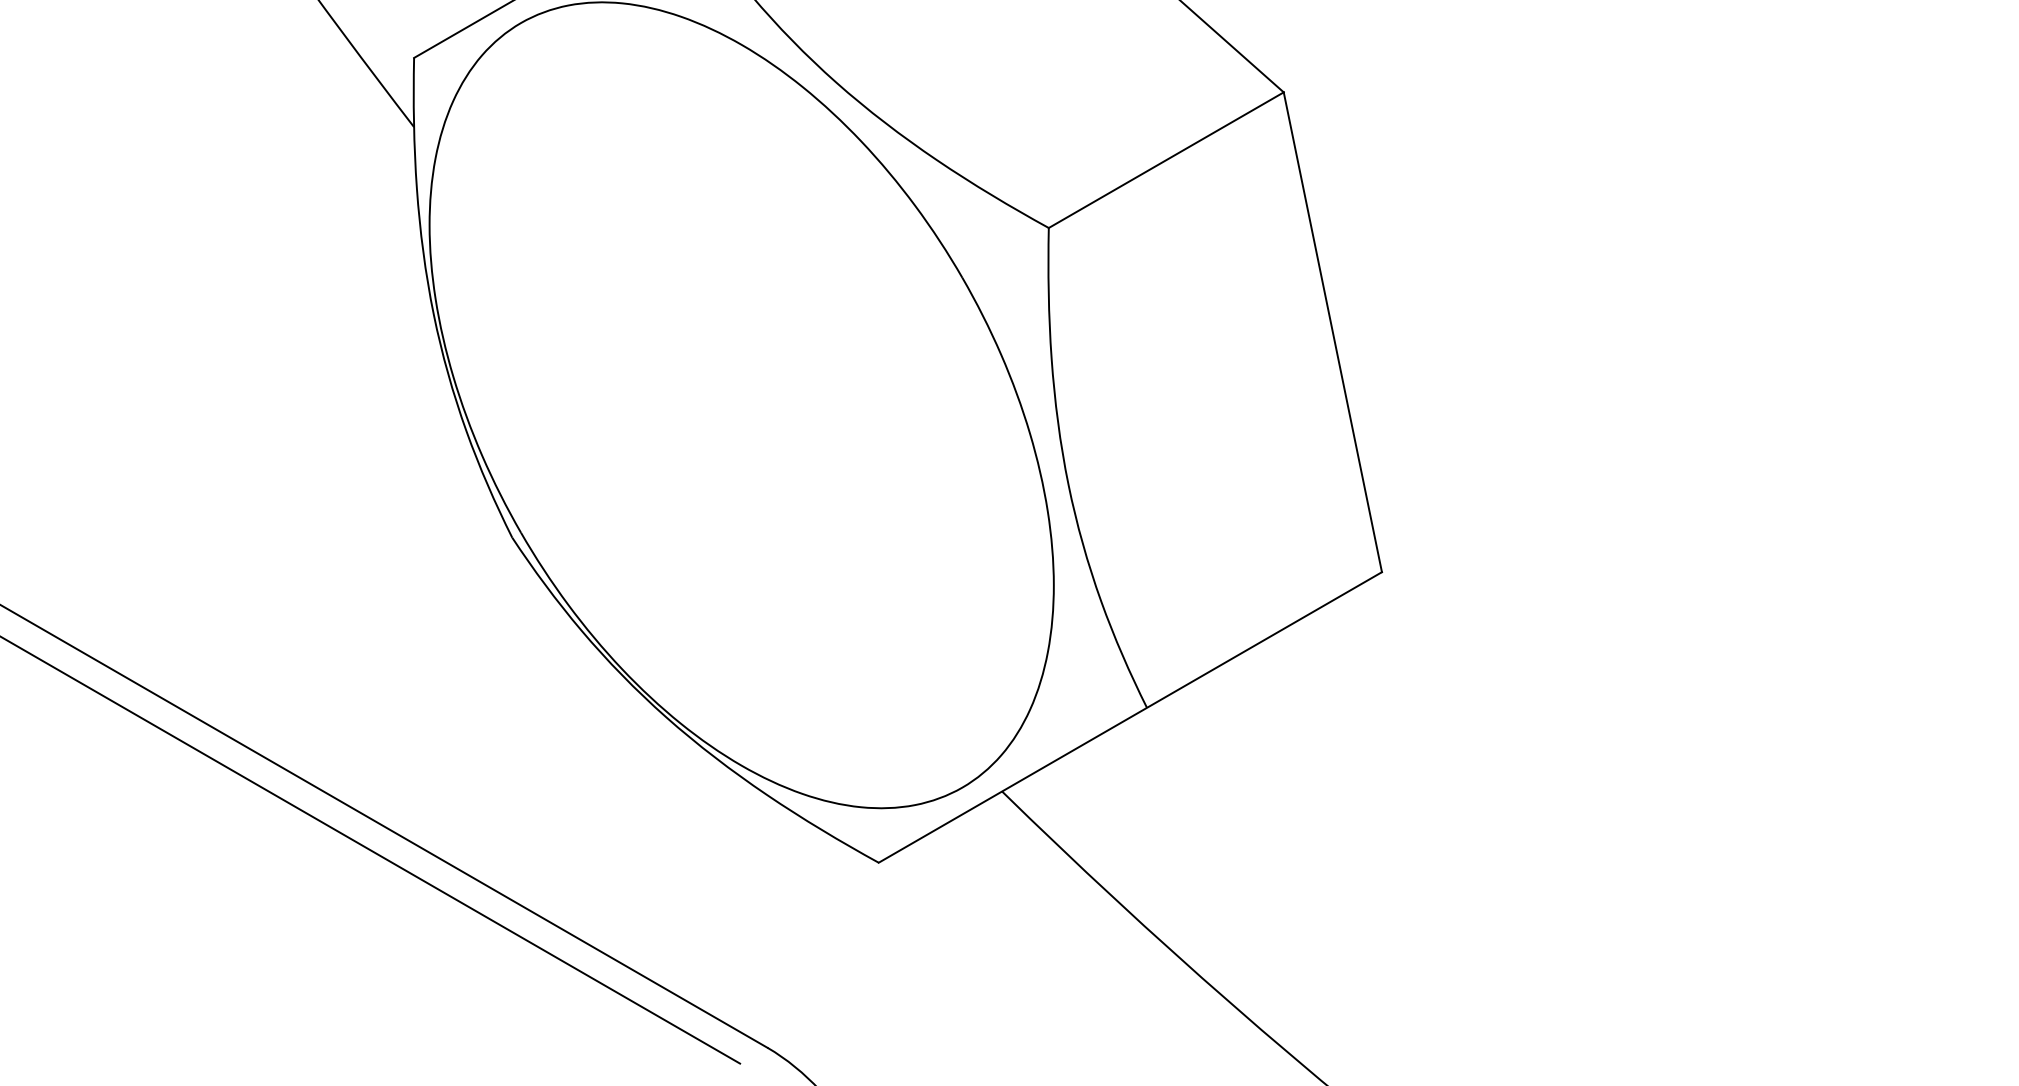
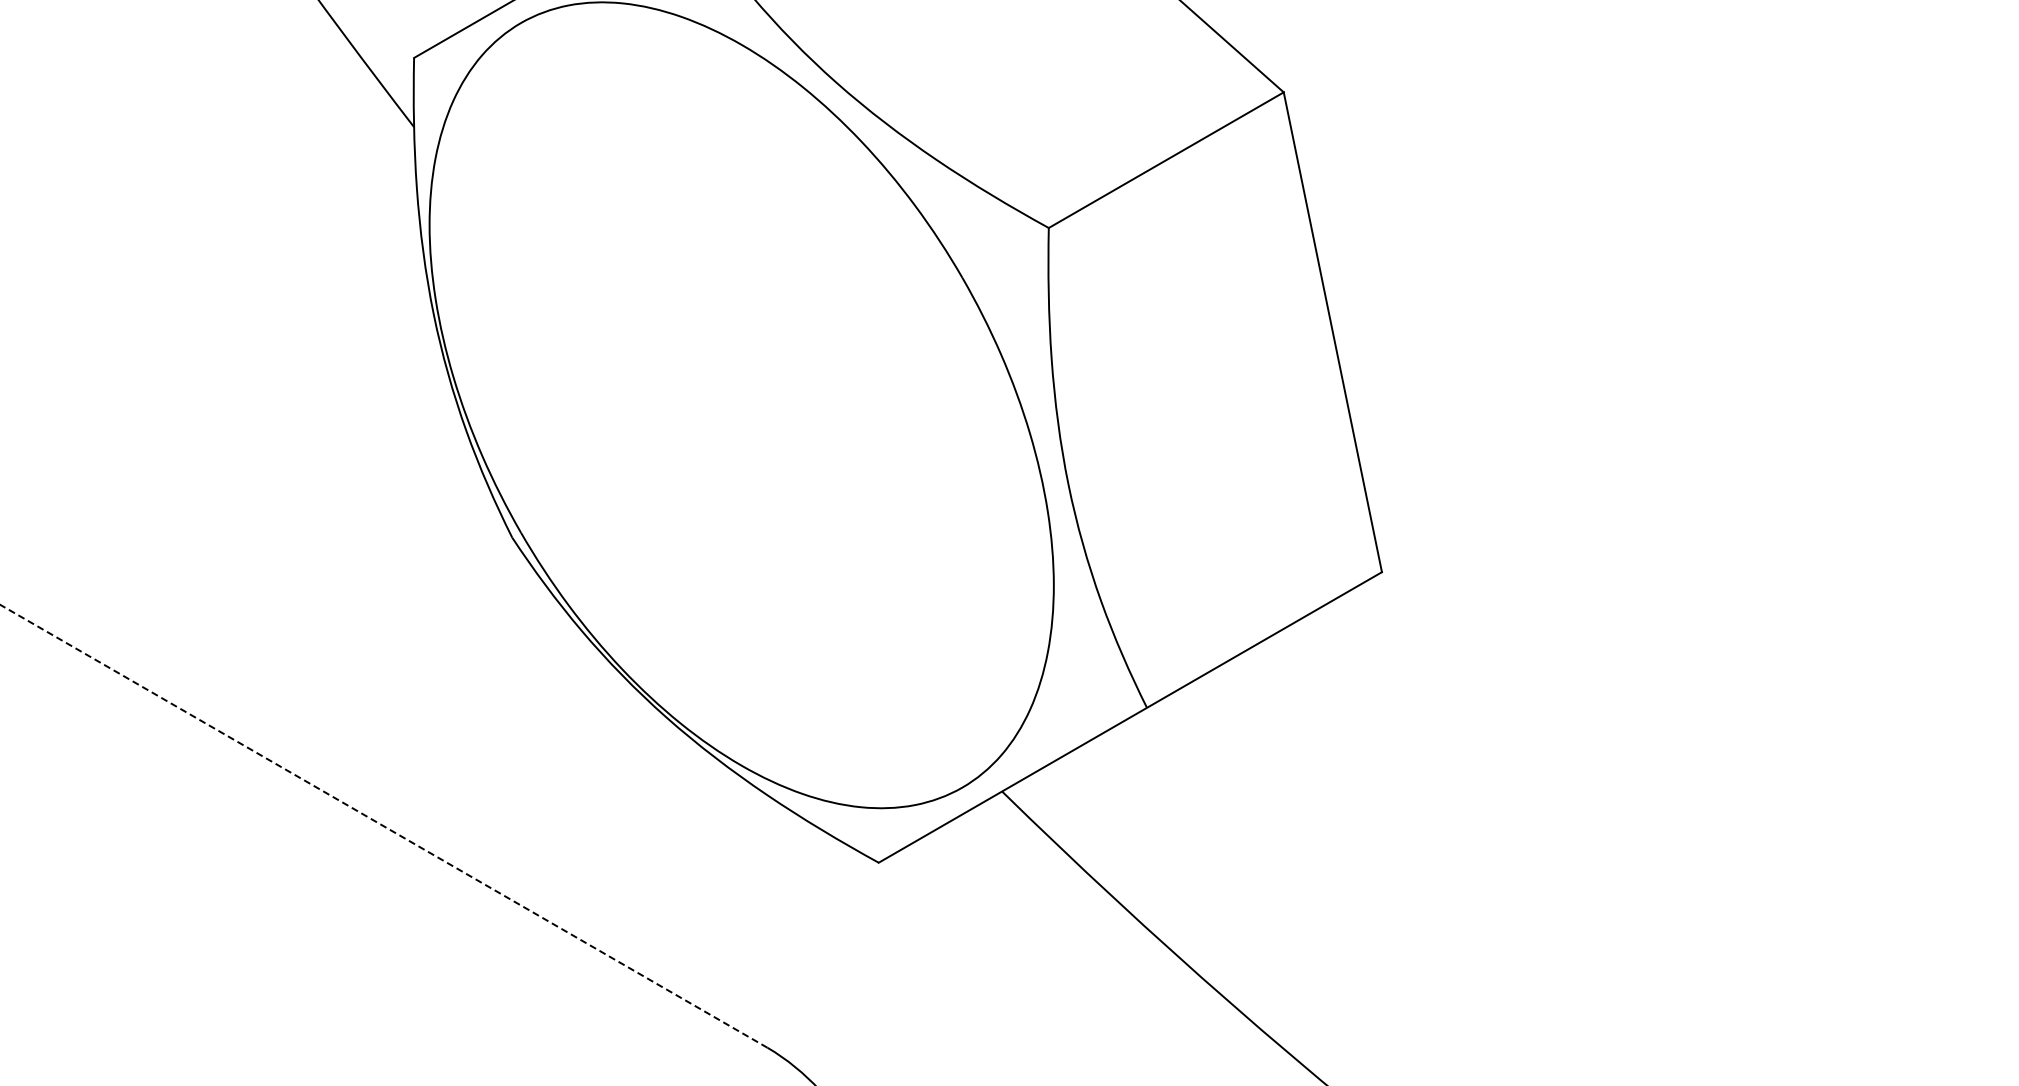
line: solid -> dashed (383, 826)
line: present -> none (371, 850)
